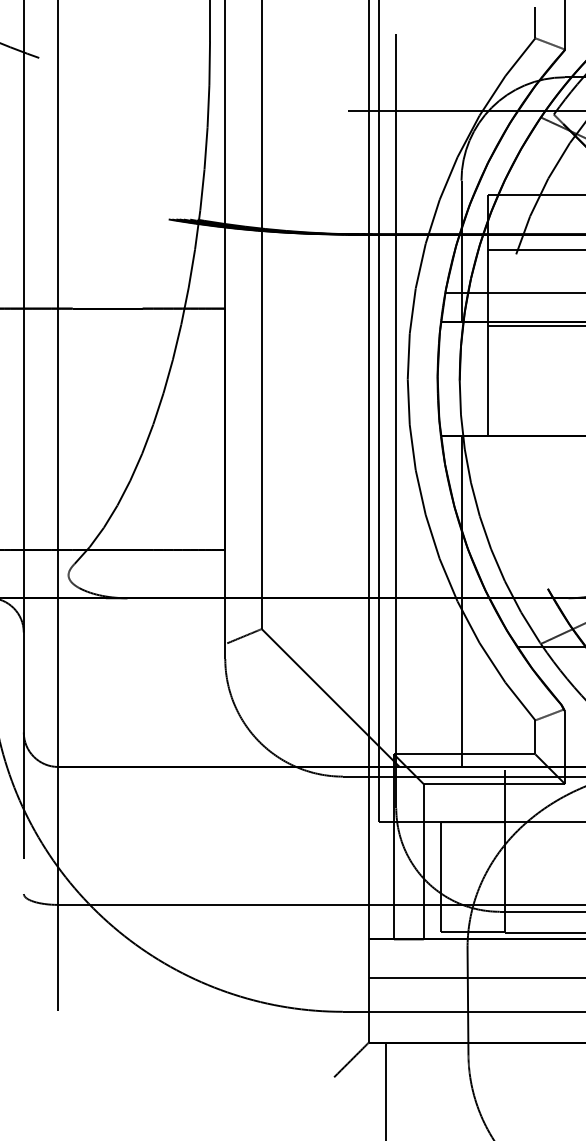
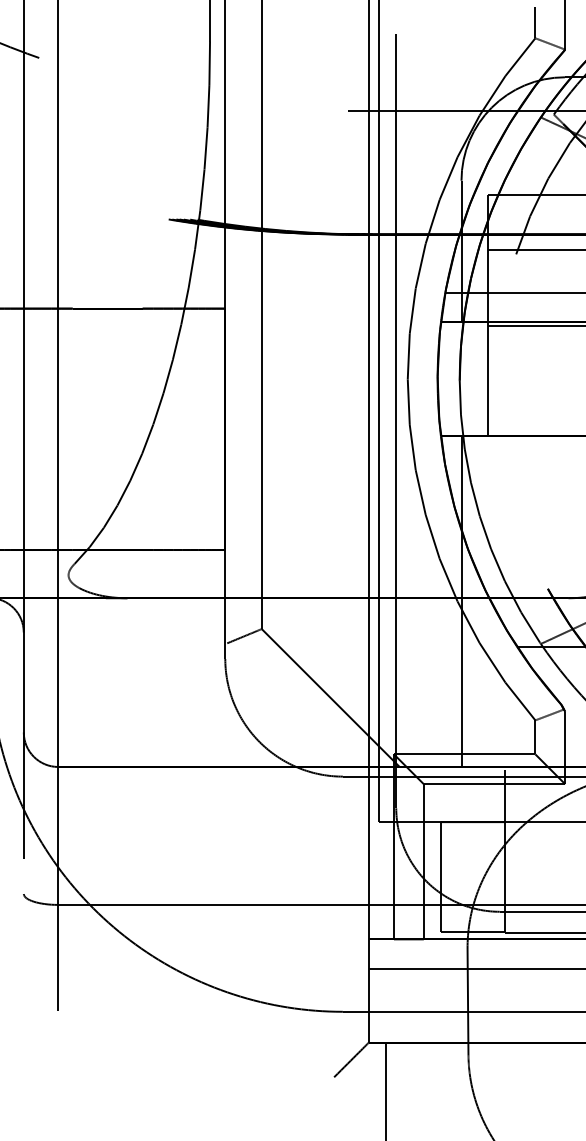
line position: (475, 978) -> (475, 969) (475, 969)
